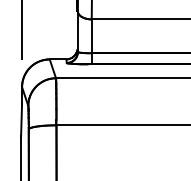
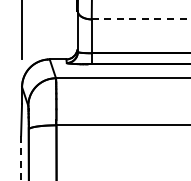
line: solid -> dashed (141, 19)
line: solid -> dashed (21, 158)
